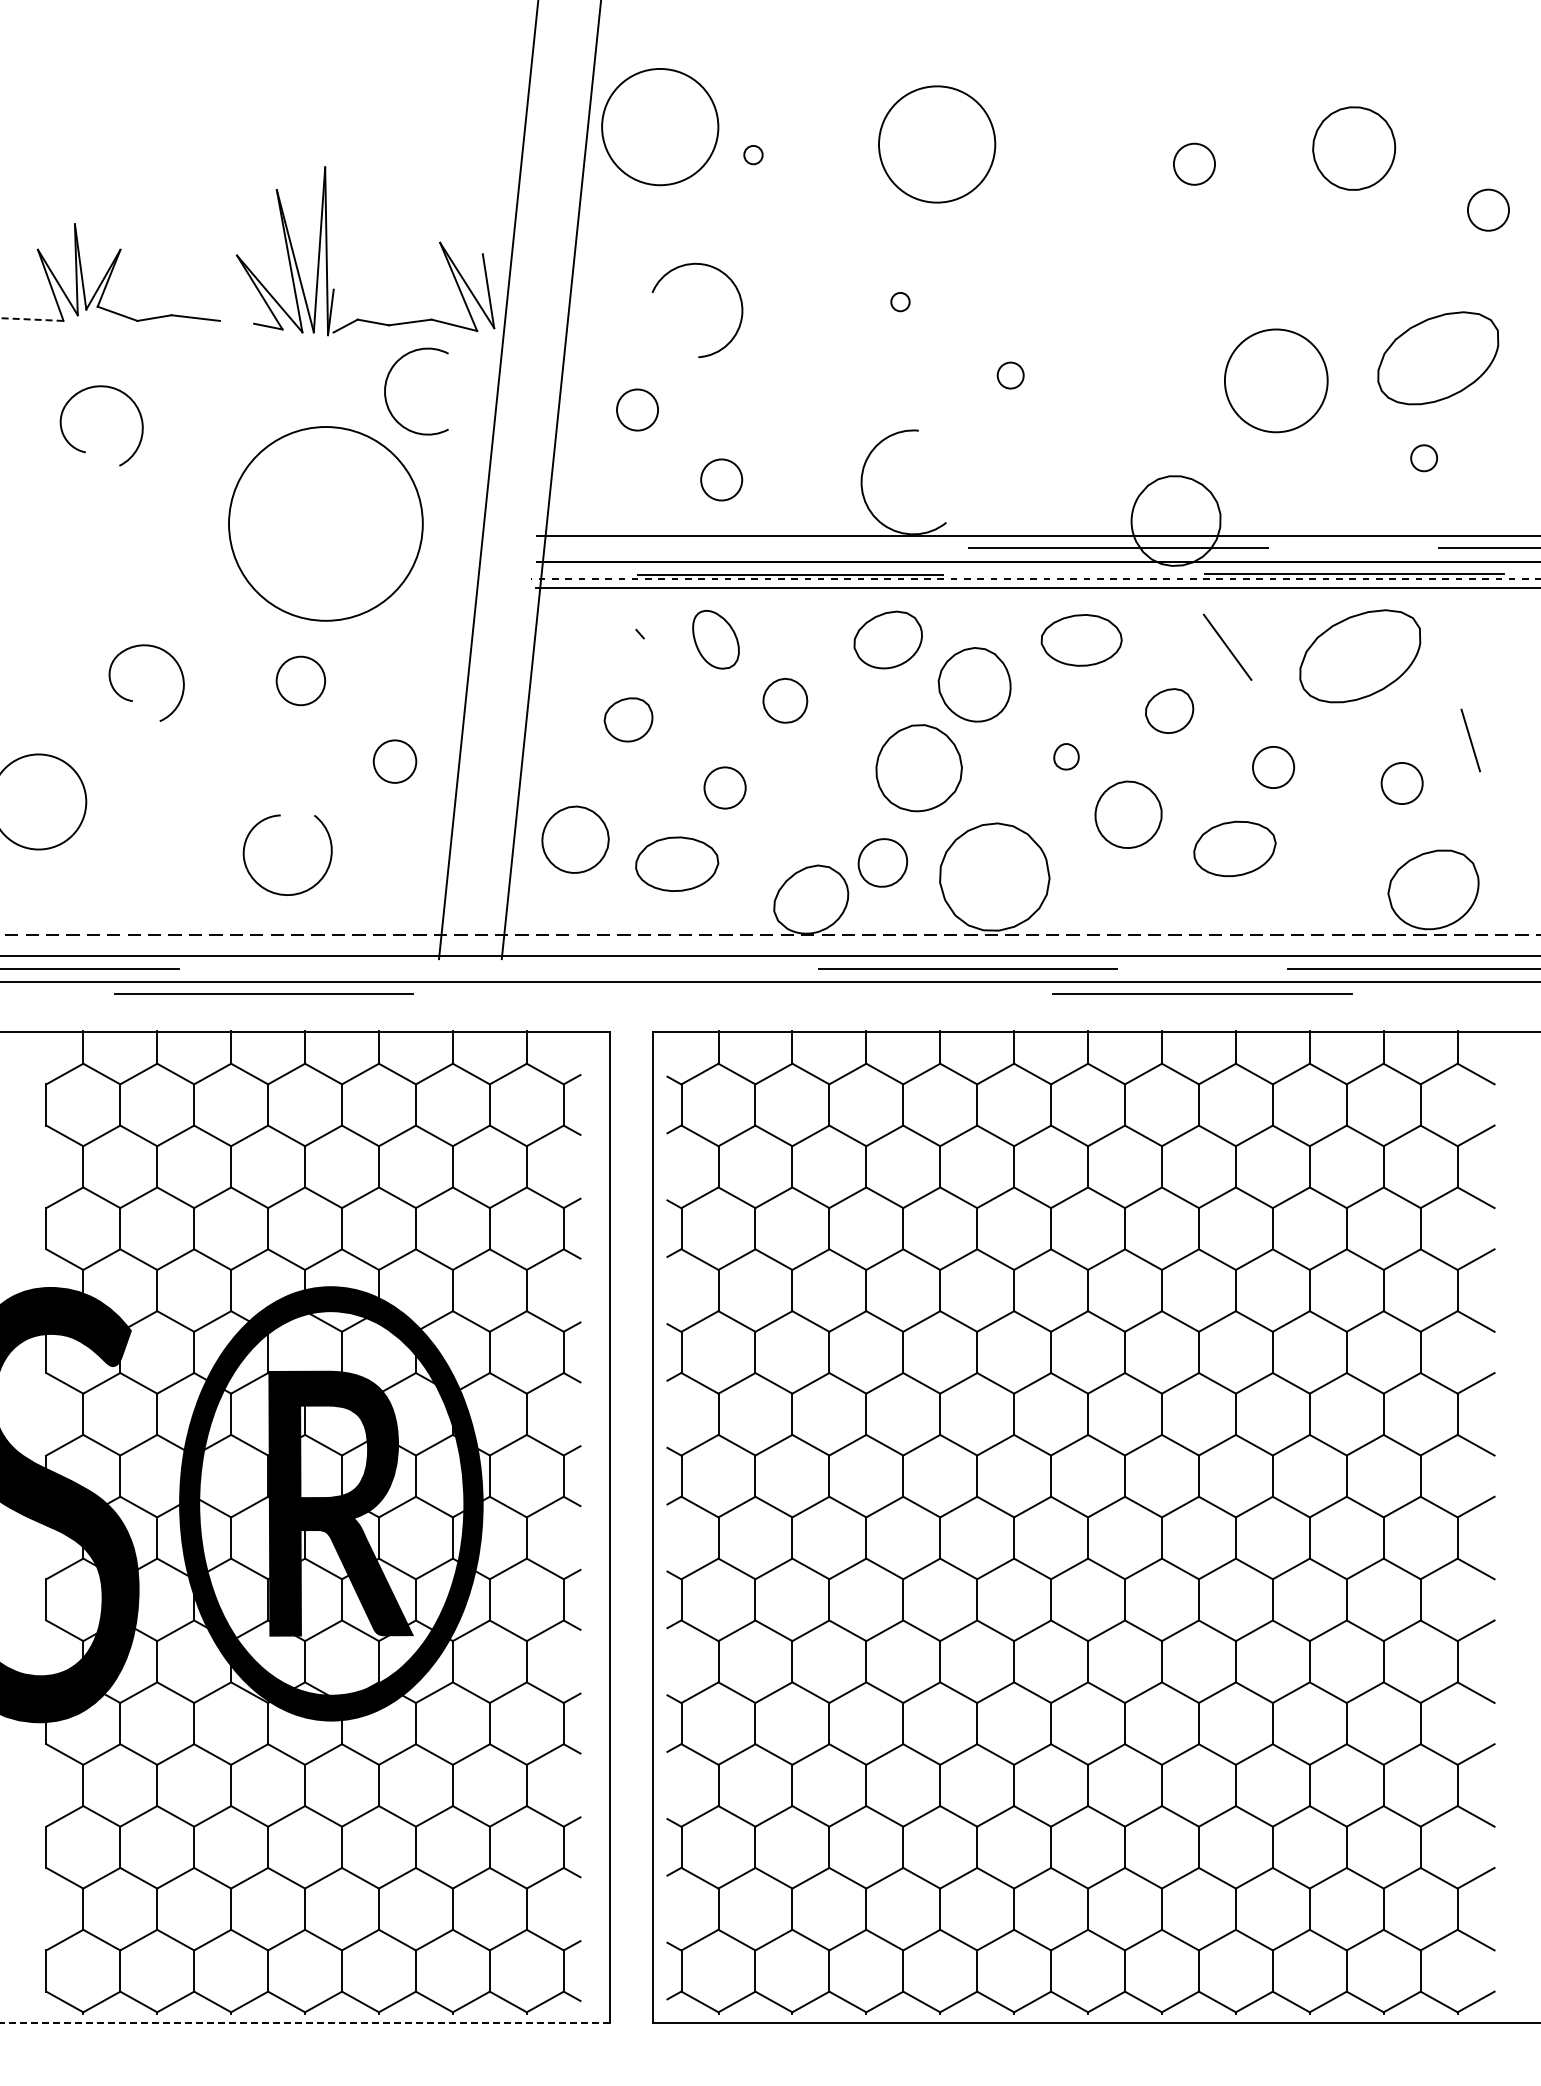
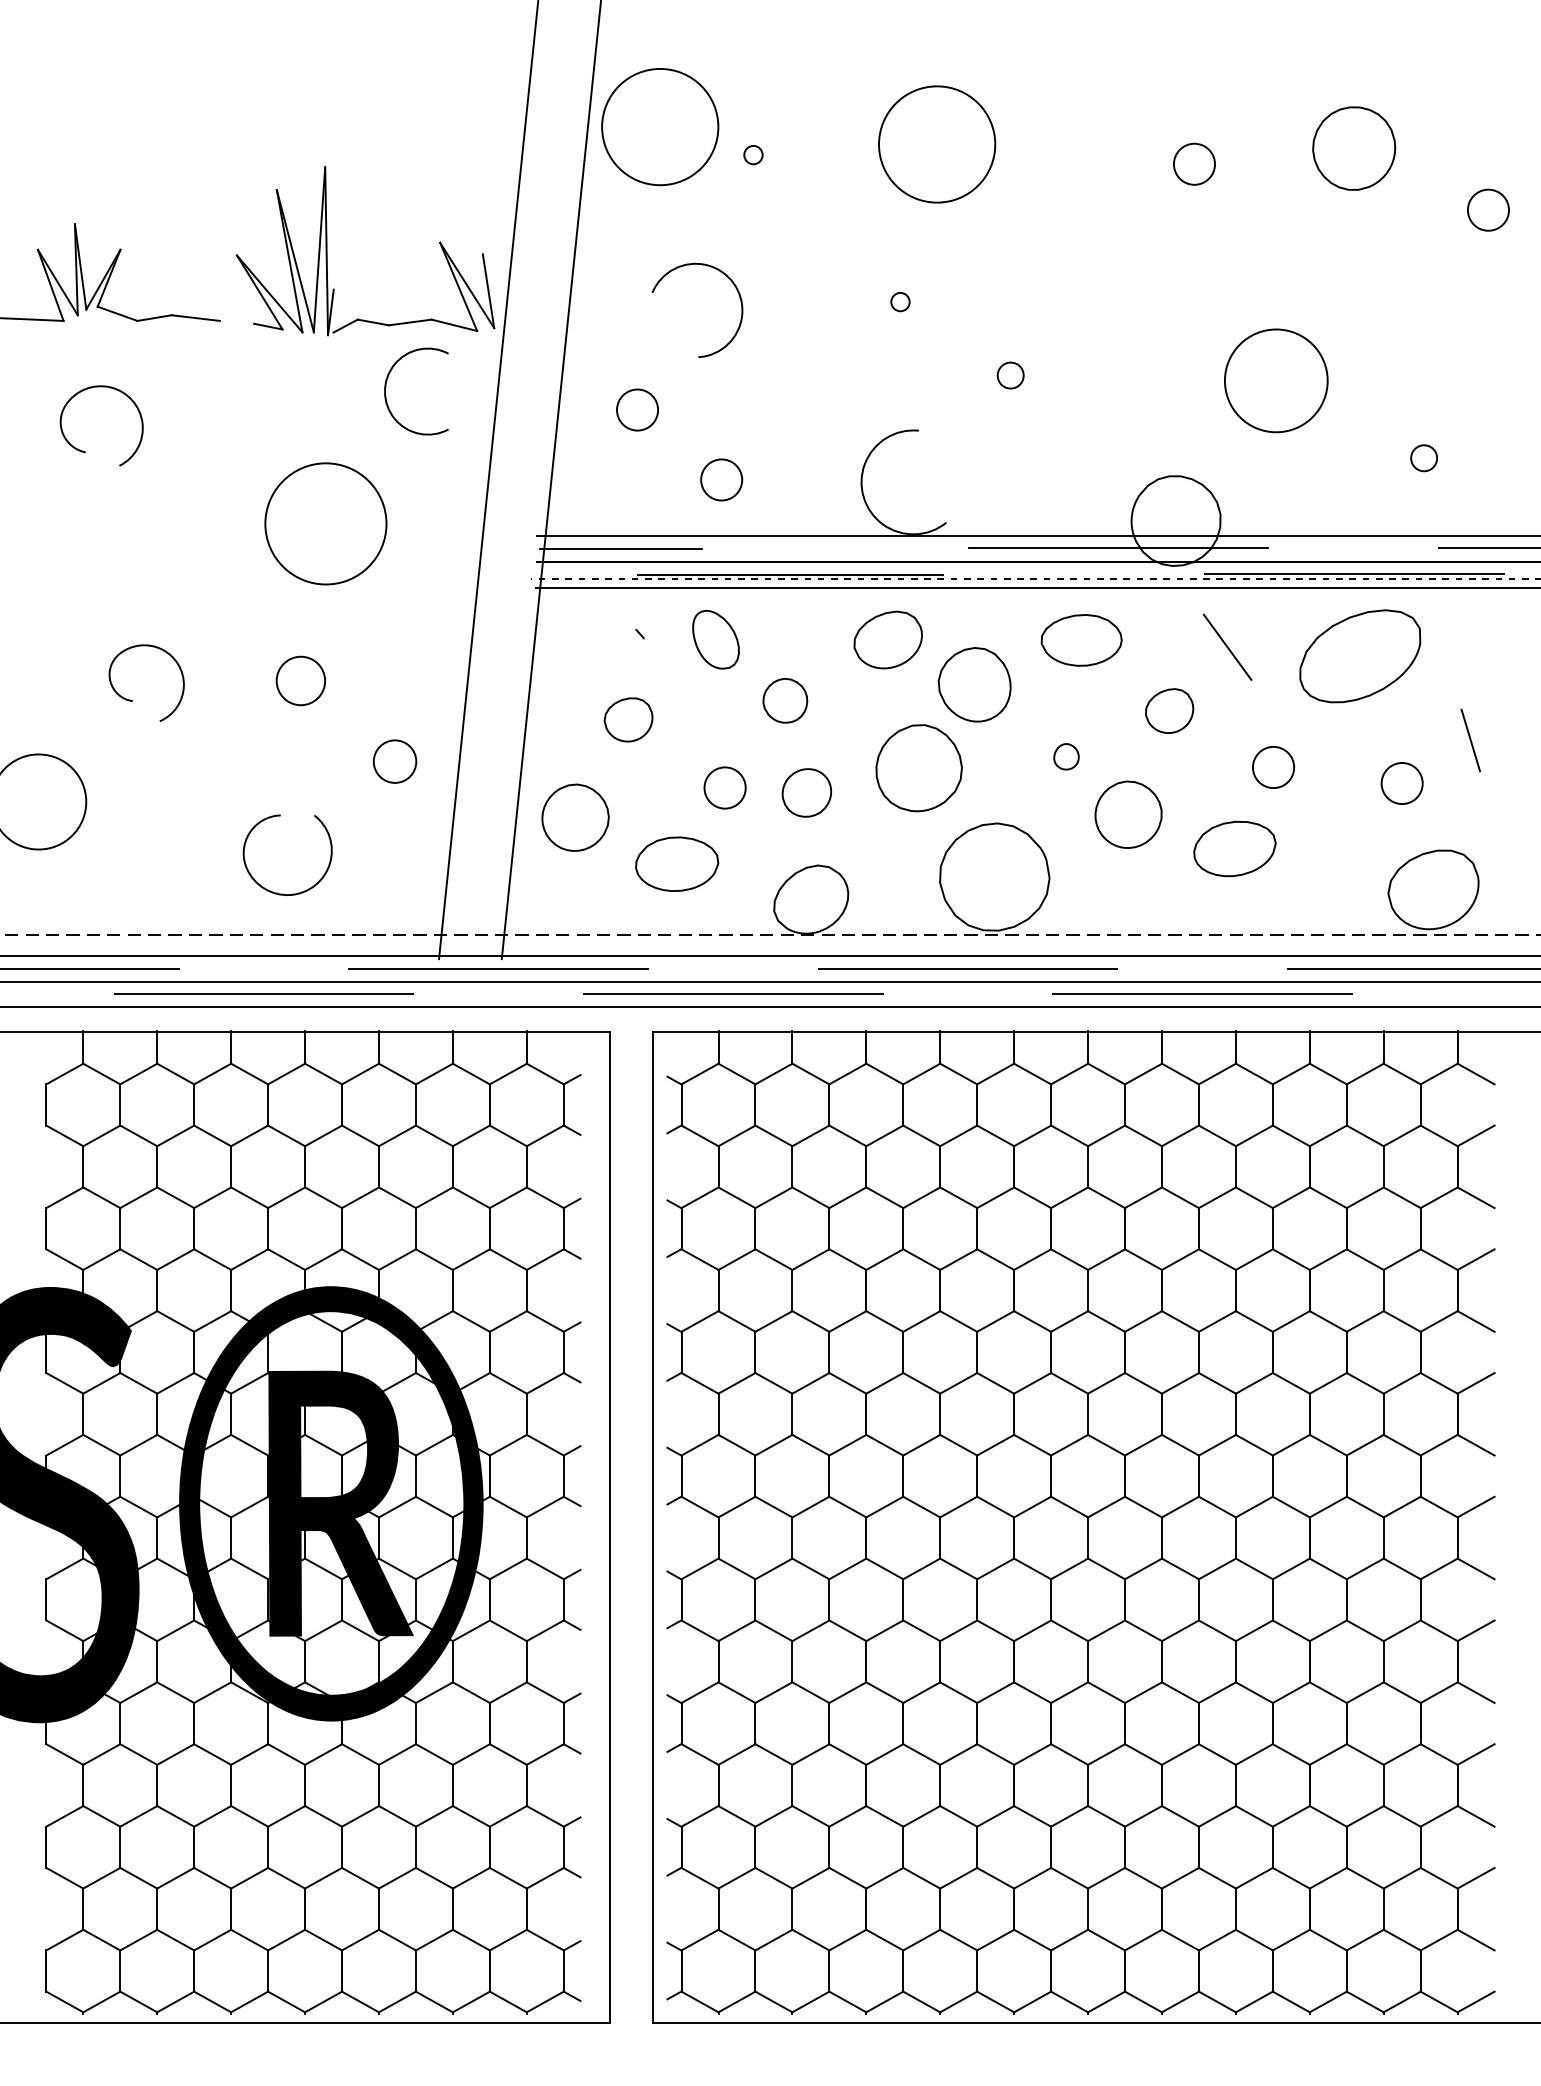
line: dashed -> solid (31, 319)
part: present -> none (1438, 358)
circle diameter: 194 px -> 121 px (325, 523)
line: none -> present (621, 548)
part position: (575, 839) -> (575, 817) (575, 817)
part position: (882, 862) -> (806, 792) (806, 792)
line: none -> present (498, 968)
line: none -> present (732, 994)
line: none -> present (769, 1007)
line: dashed -> solid (304, 2023)
